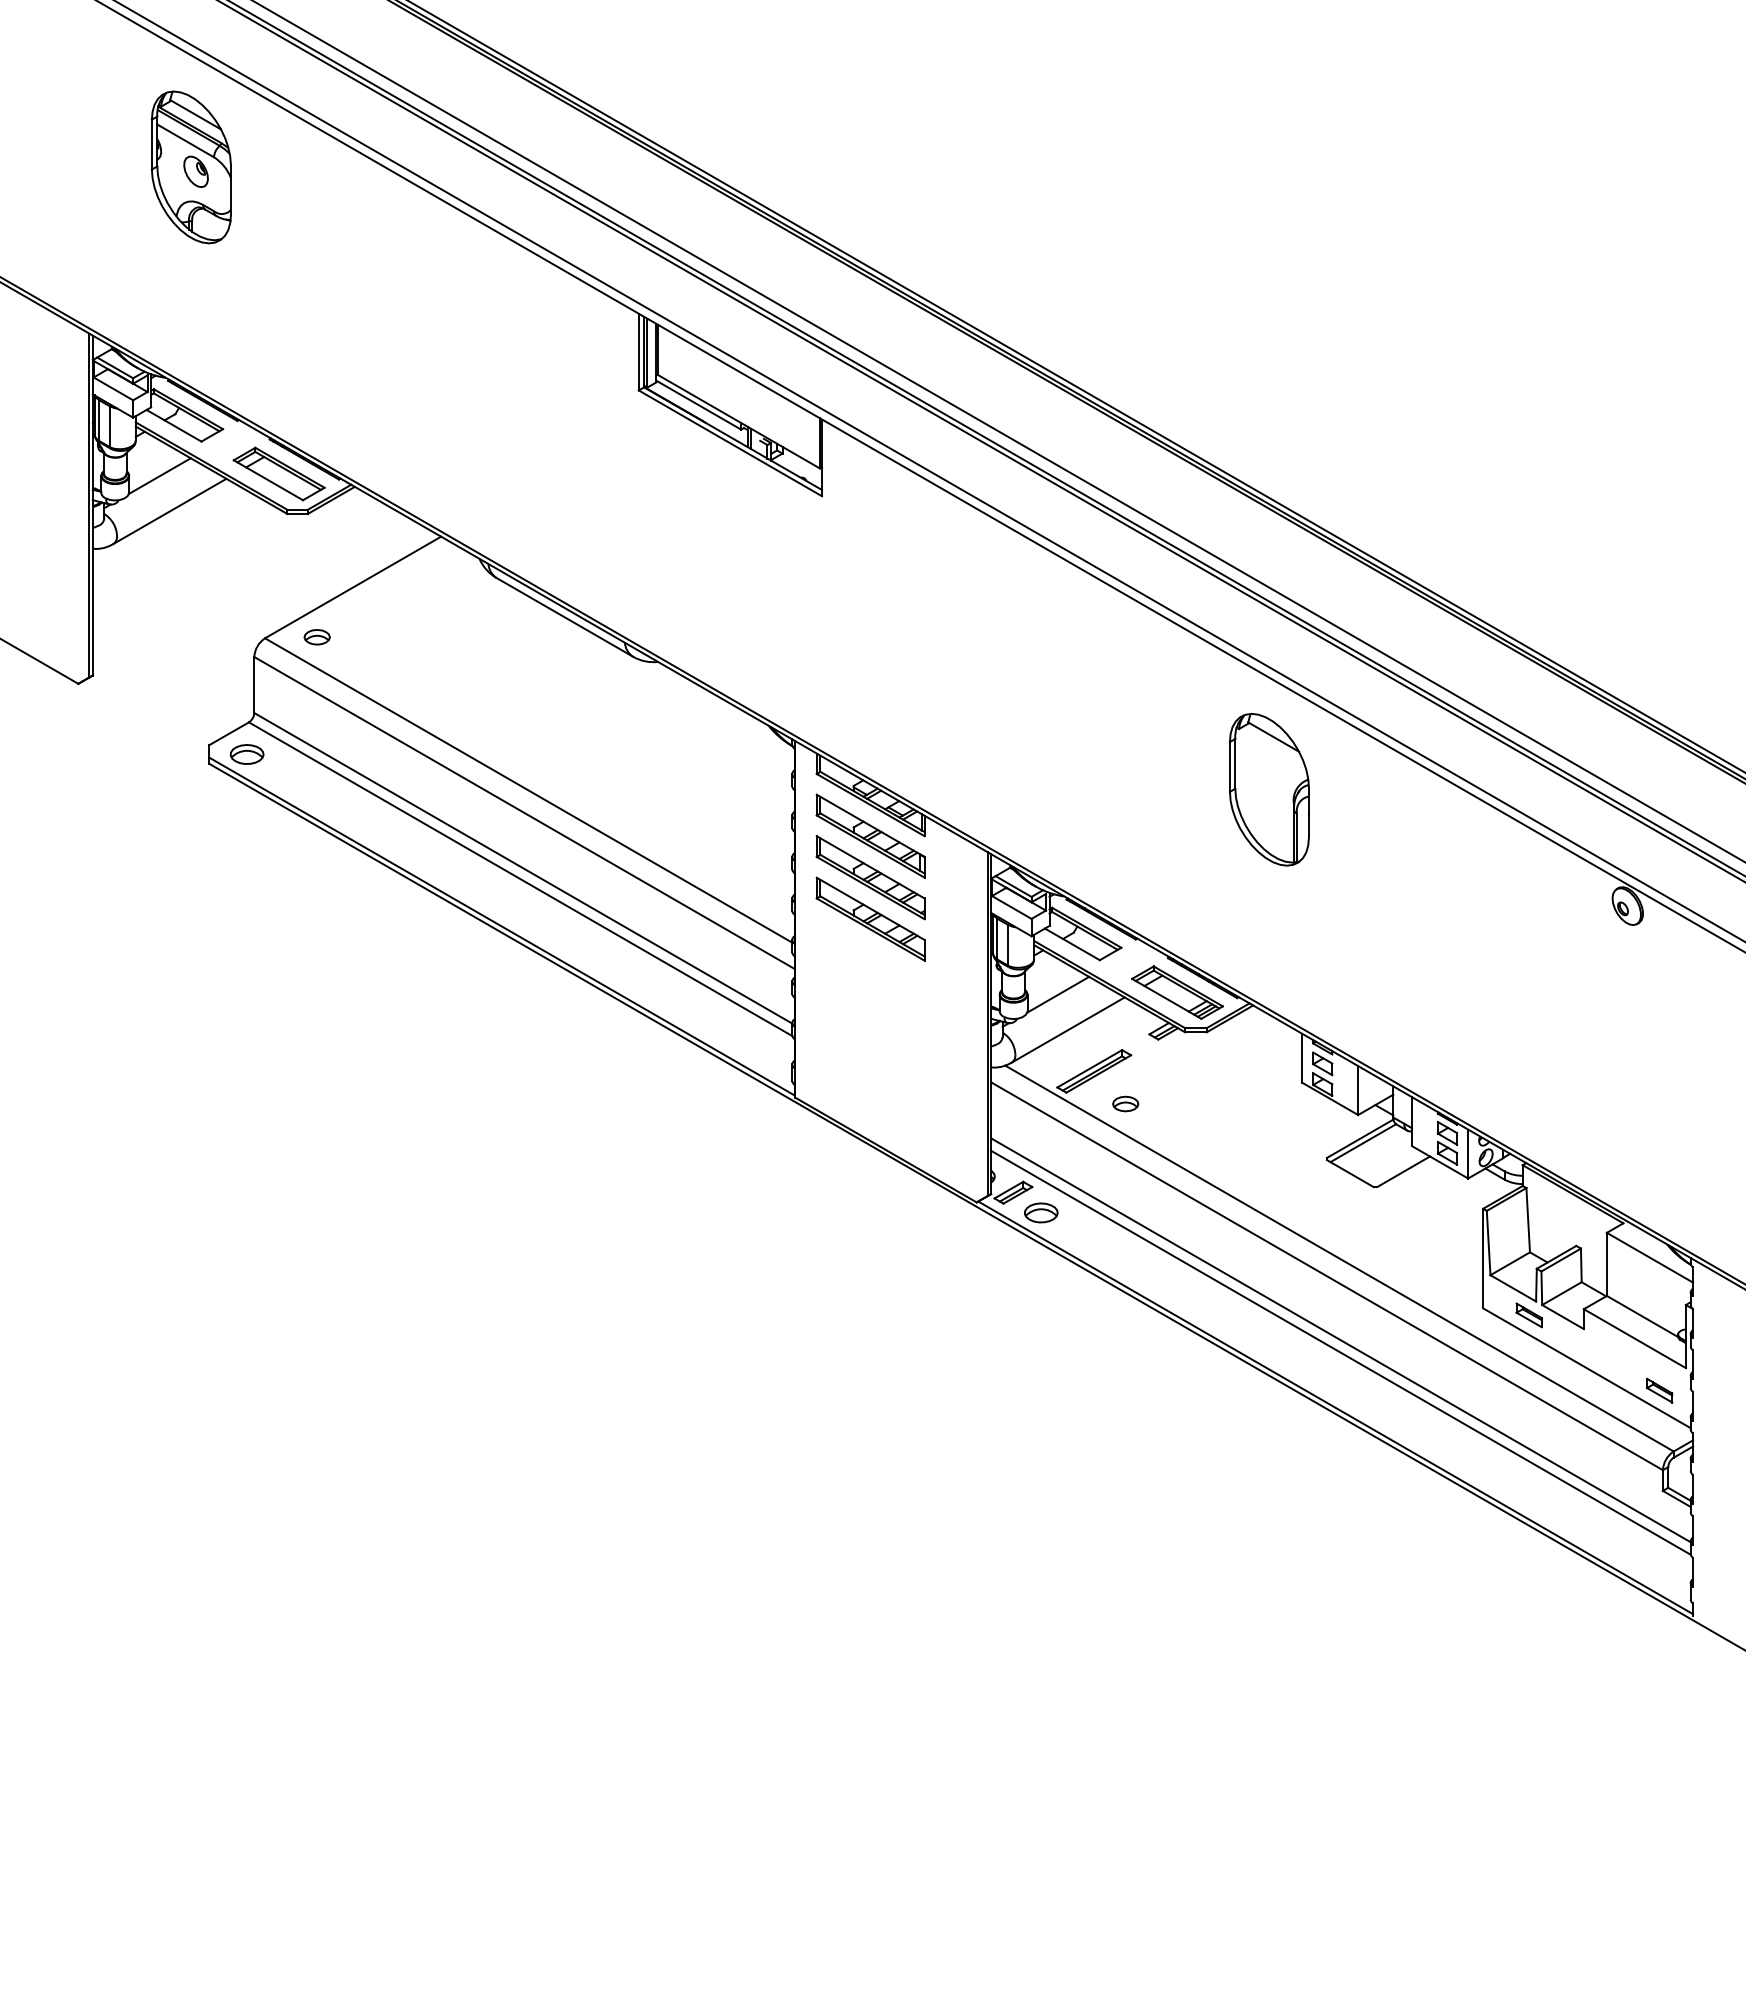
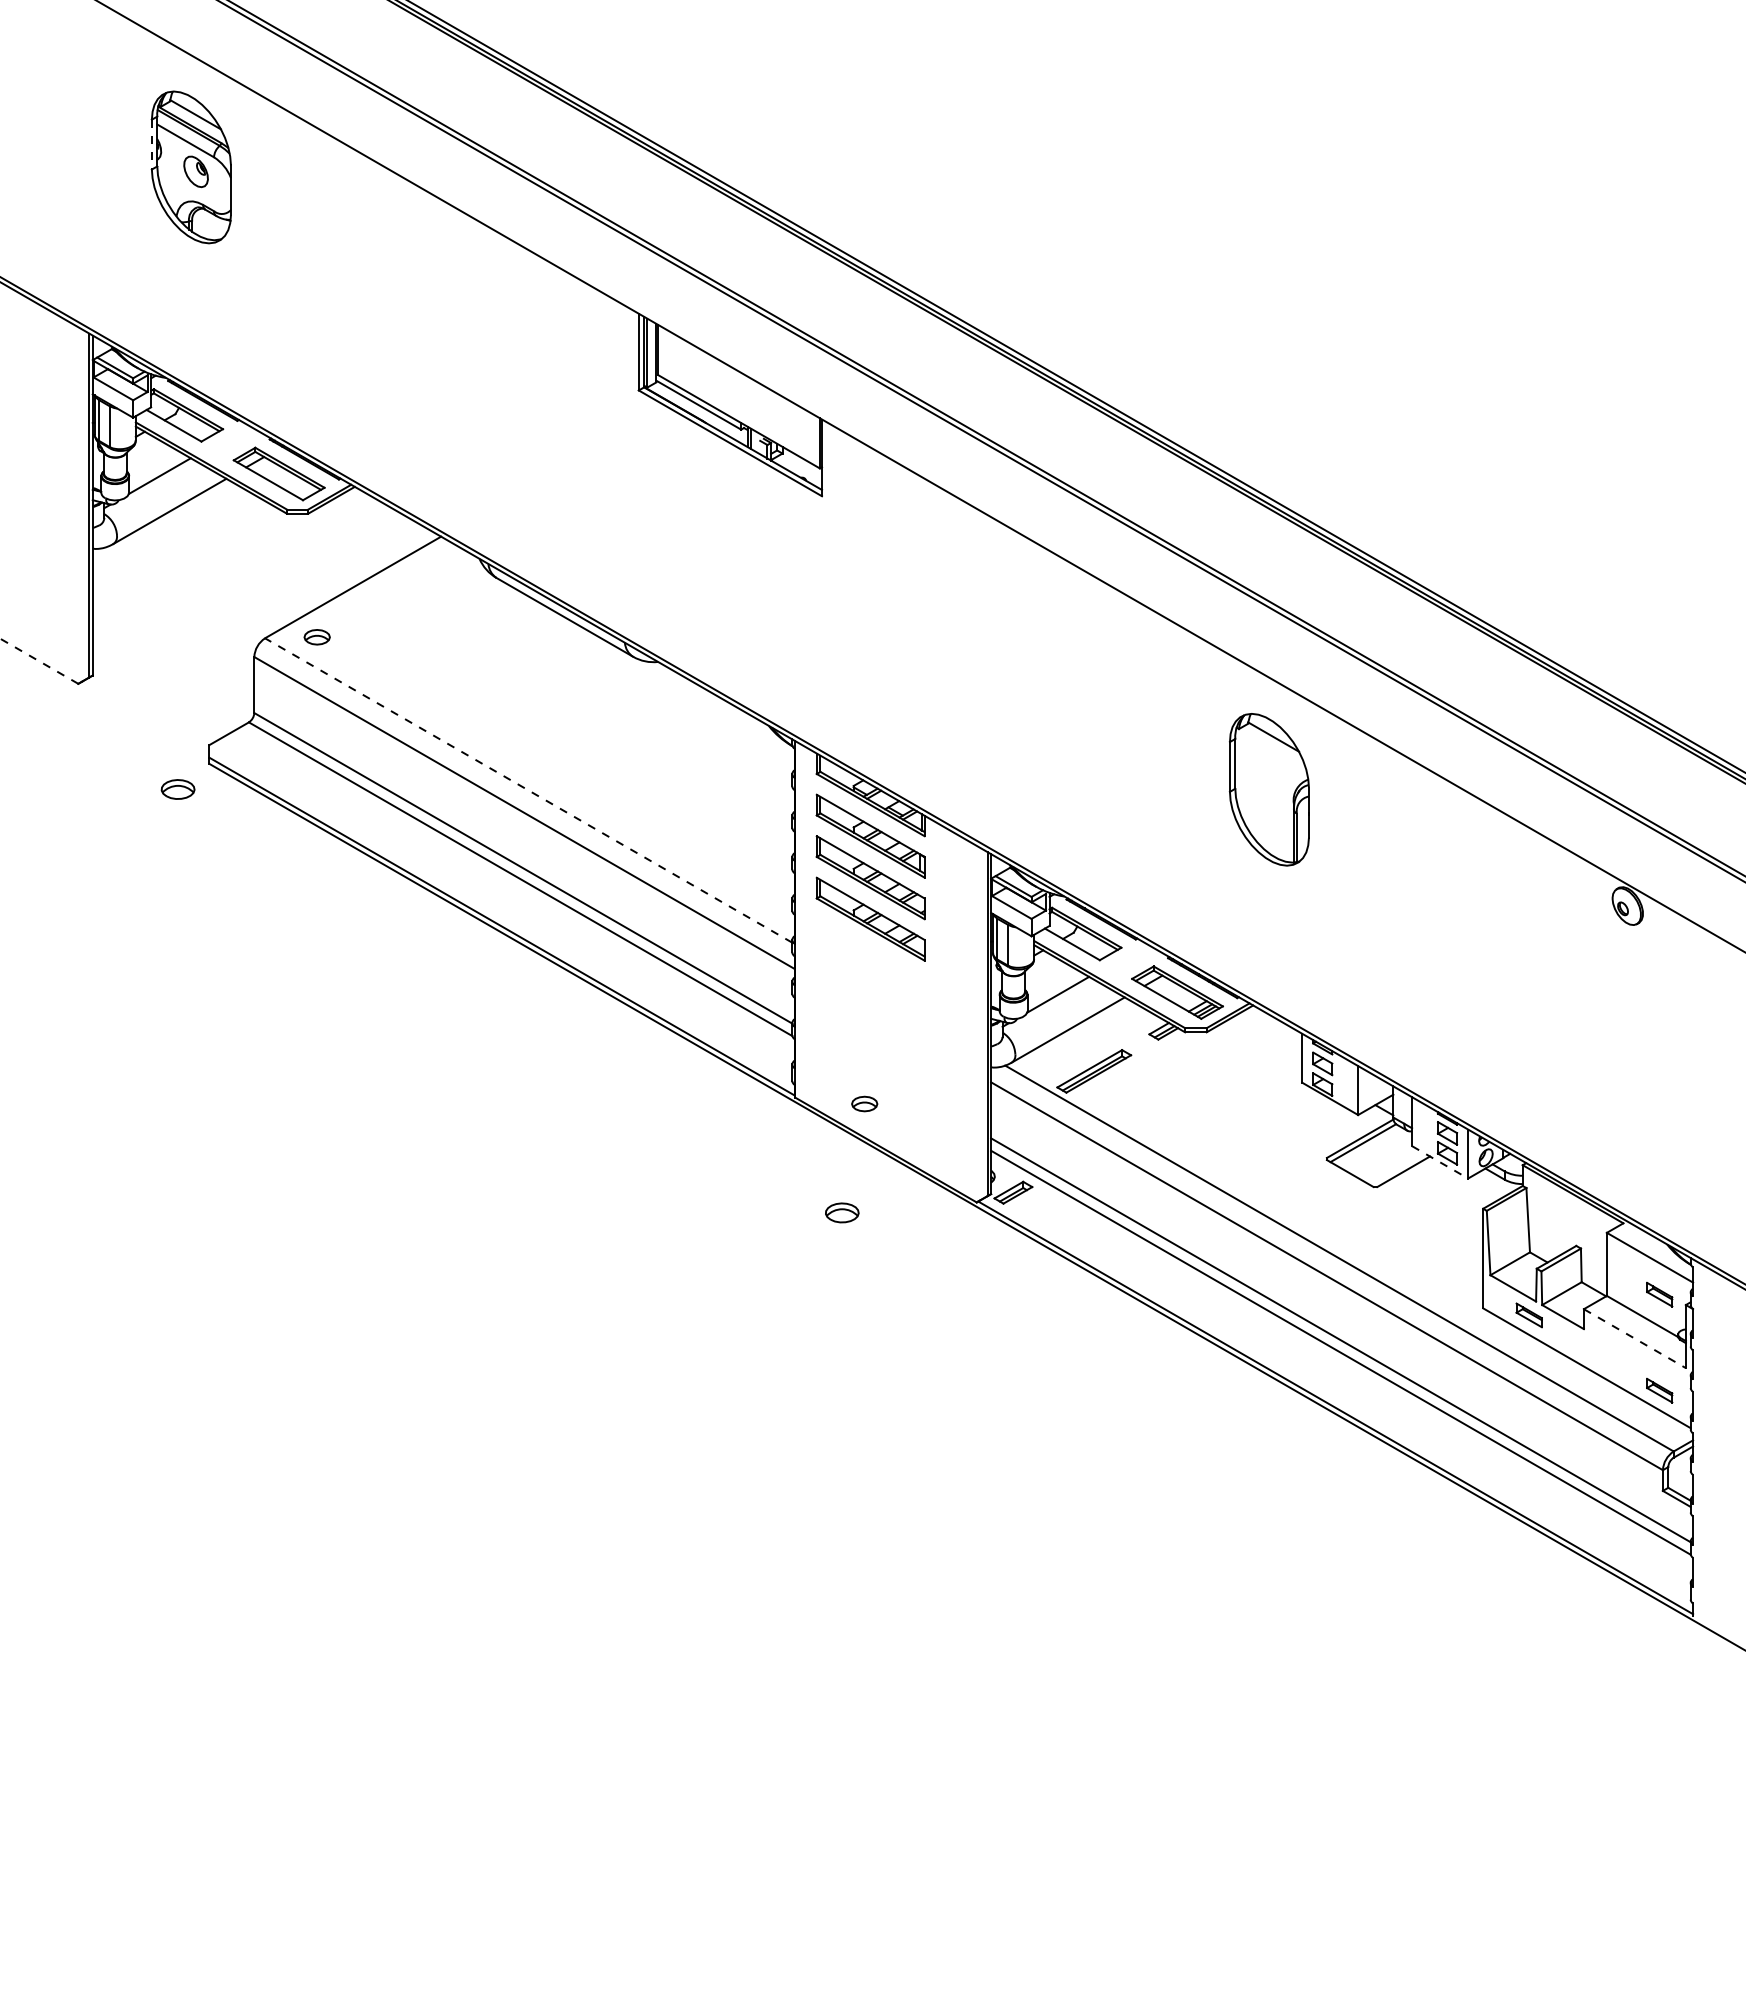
line: solid -> dashed (151, 144)
line: present -> none (998, 431)
line: present -> none (929, 471)
line: solid -> dashed (39, 661)
part position: (246, 754) -> (177, 789) (177, 789)
line: solid -> dashed (528, 790)
part position: (1125, 1103) -> (864, 1103) (864, 1103)
line: solid -> dashed (1440, 1162)
part position: (1041, 1212) -> (842, 1212) (842, 1212)
part: none -> present (1659, 1294)
line: solid -> dashed (1634, 1338)
